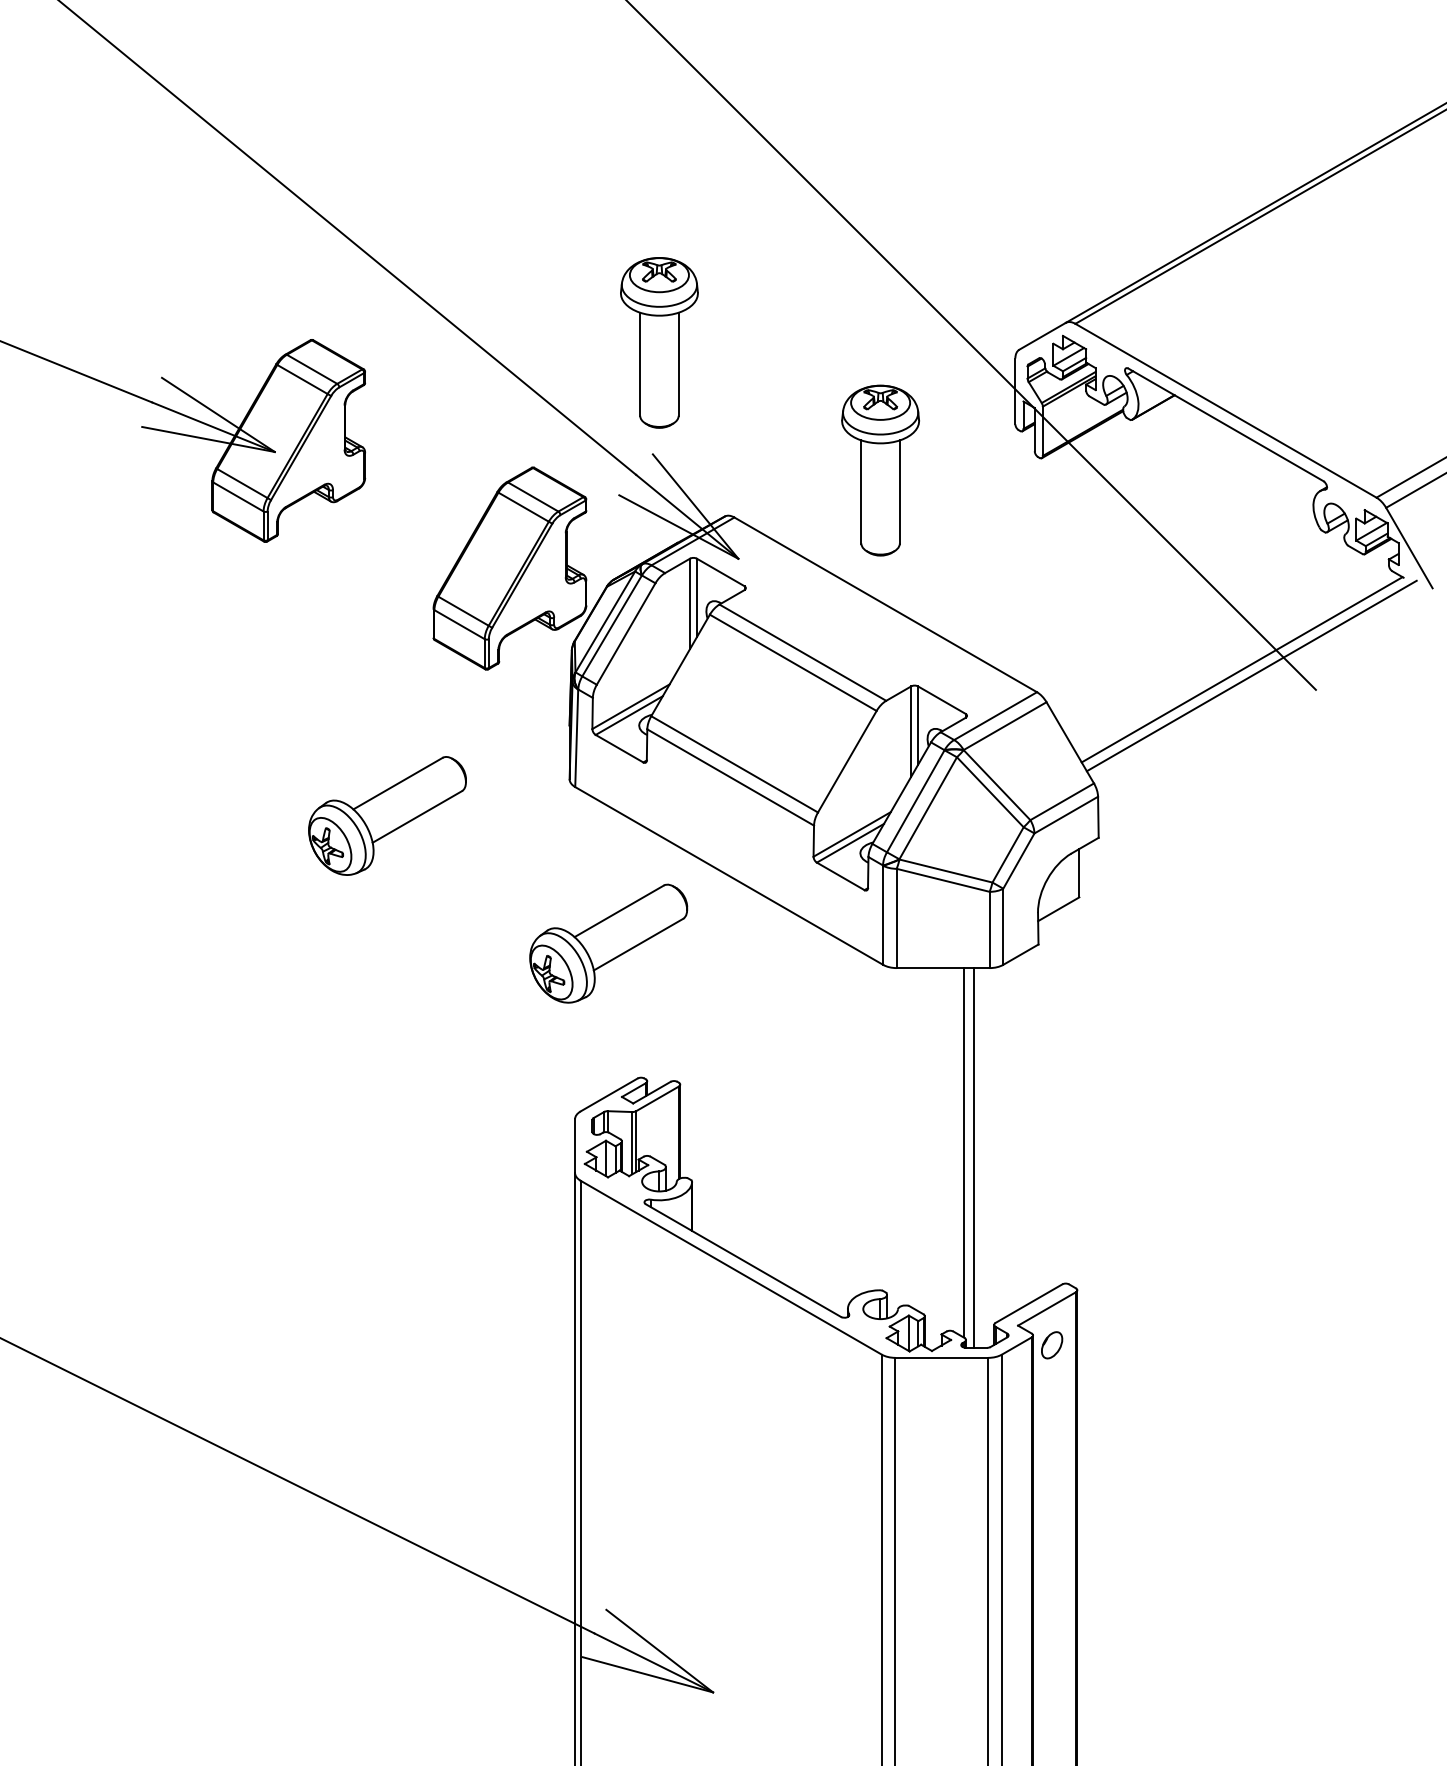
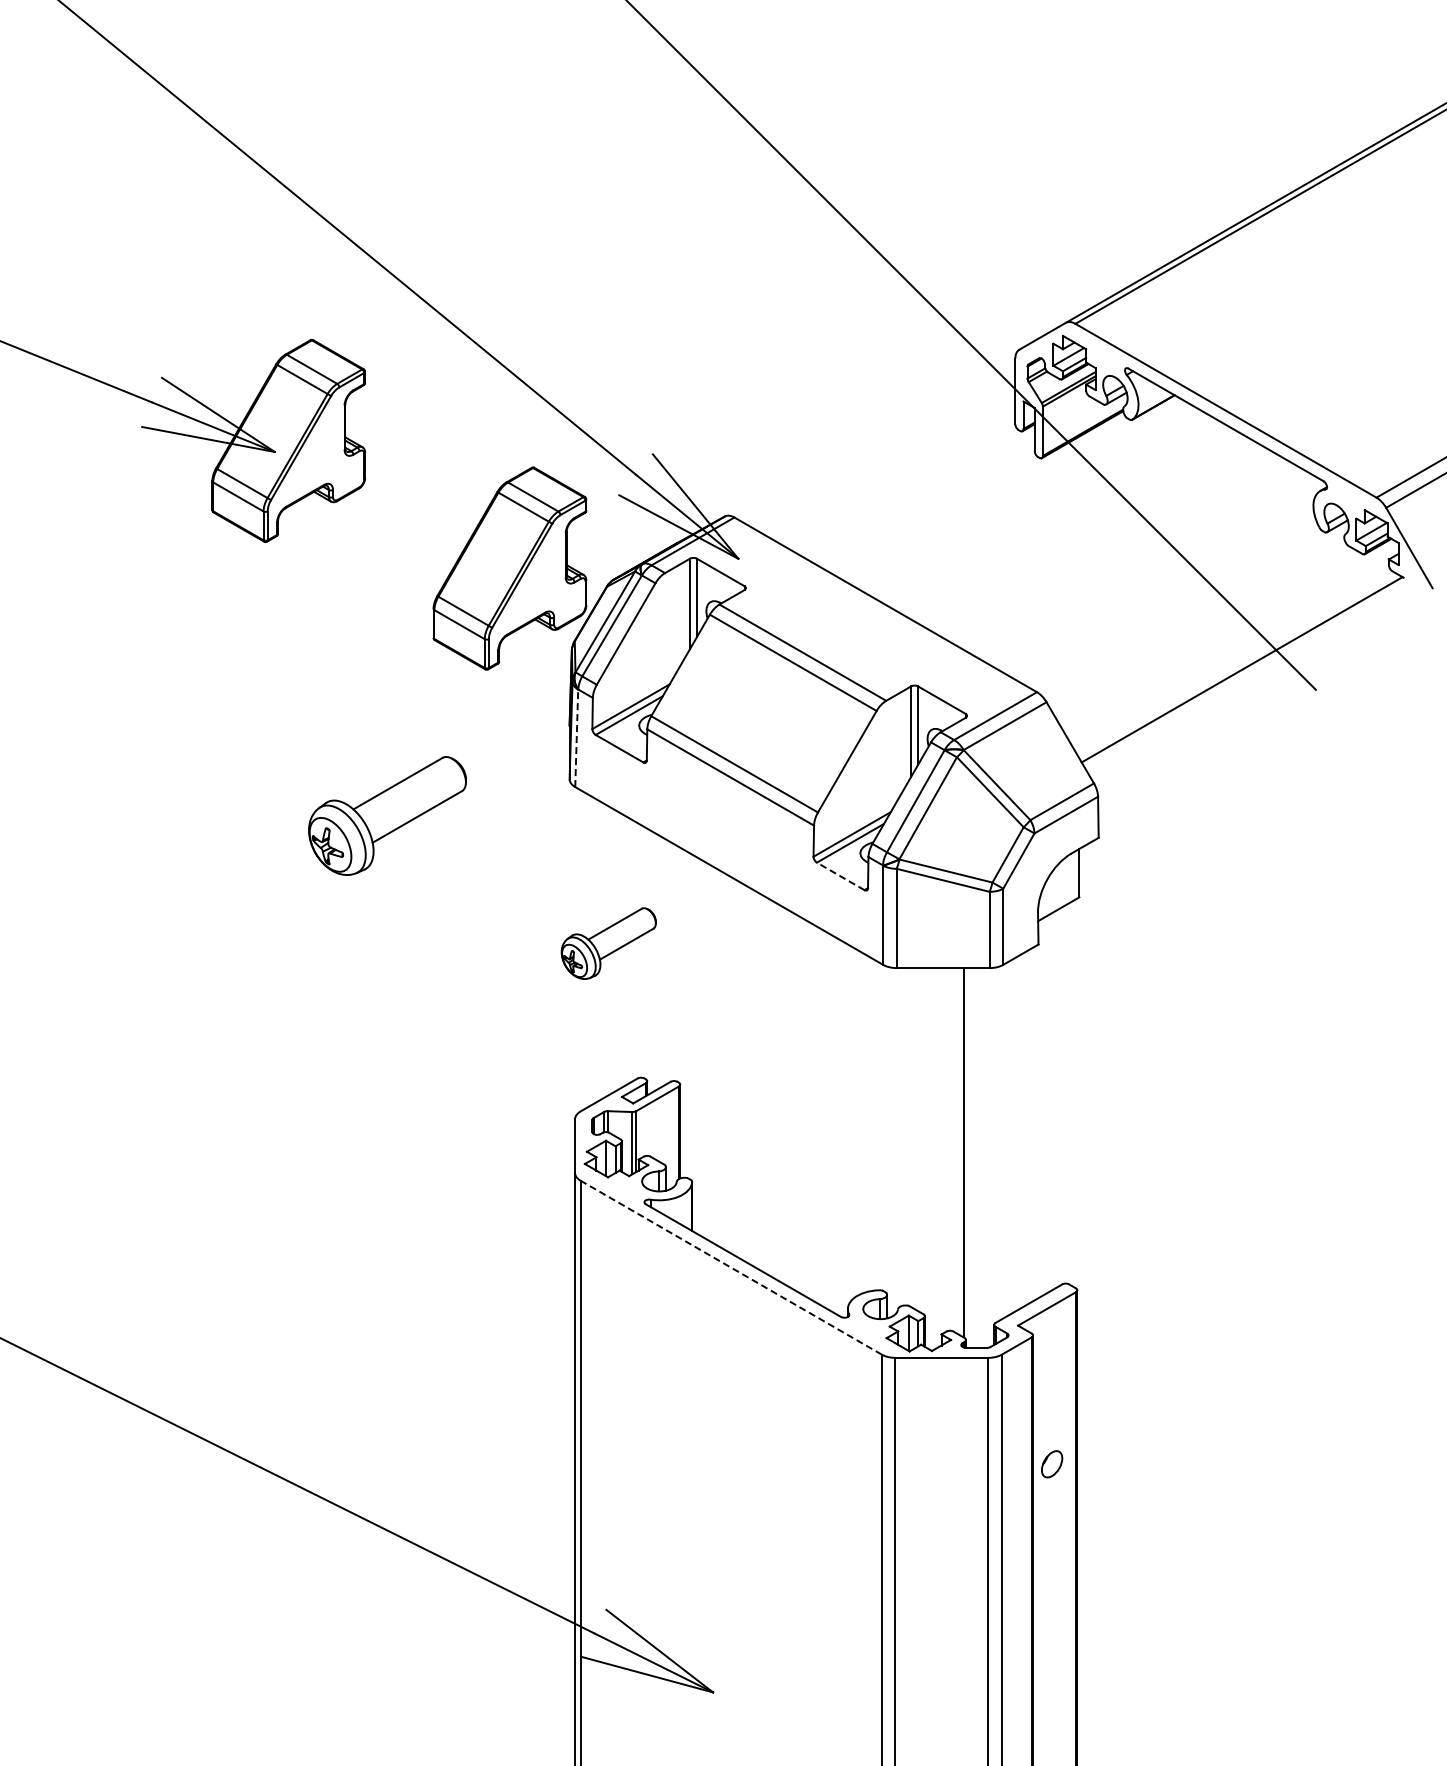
part: present -> none (659, 342)
part: present -> none (880, 470)
line: present -> none (1251, 675)
line: solid -> dashed (576, 738)
line: solid -> dashed (840, 876)
part size: 160x121 px -> 97x73 px (608, 943)
line: present -> none (973, 1157)
line: solid -> dashed (731, 1267)
part position: (1052, 1345) -> (1052, 1464) (1052, 1464)
